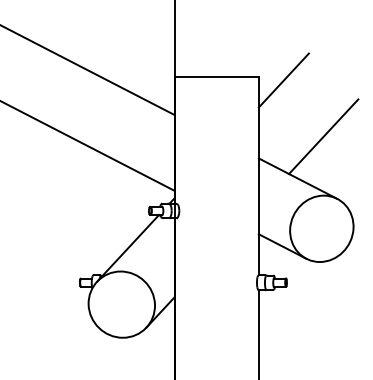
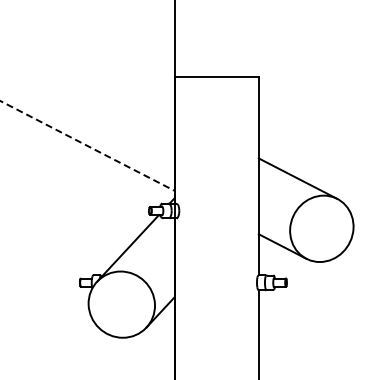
line: present -> none (88, 70)
line: present -> none (283, 80)
line: present -> none (323, 136)
line: solid -> dashed (87, 145)
